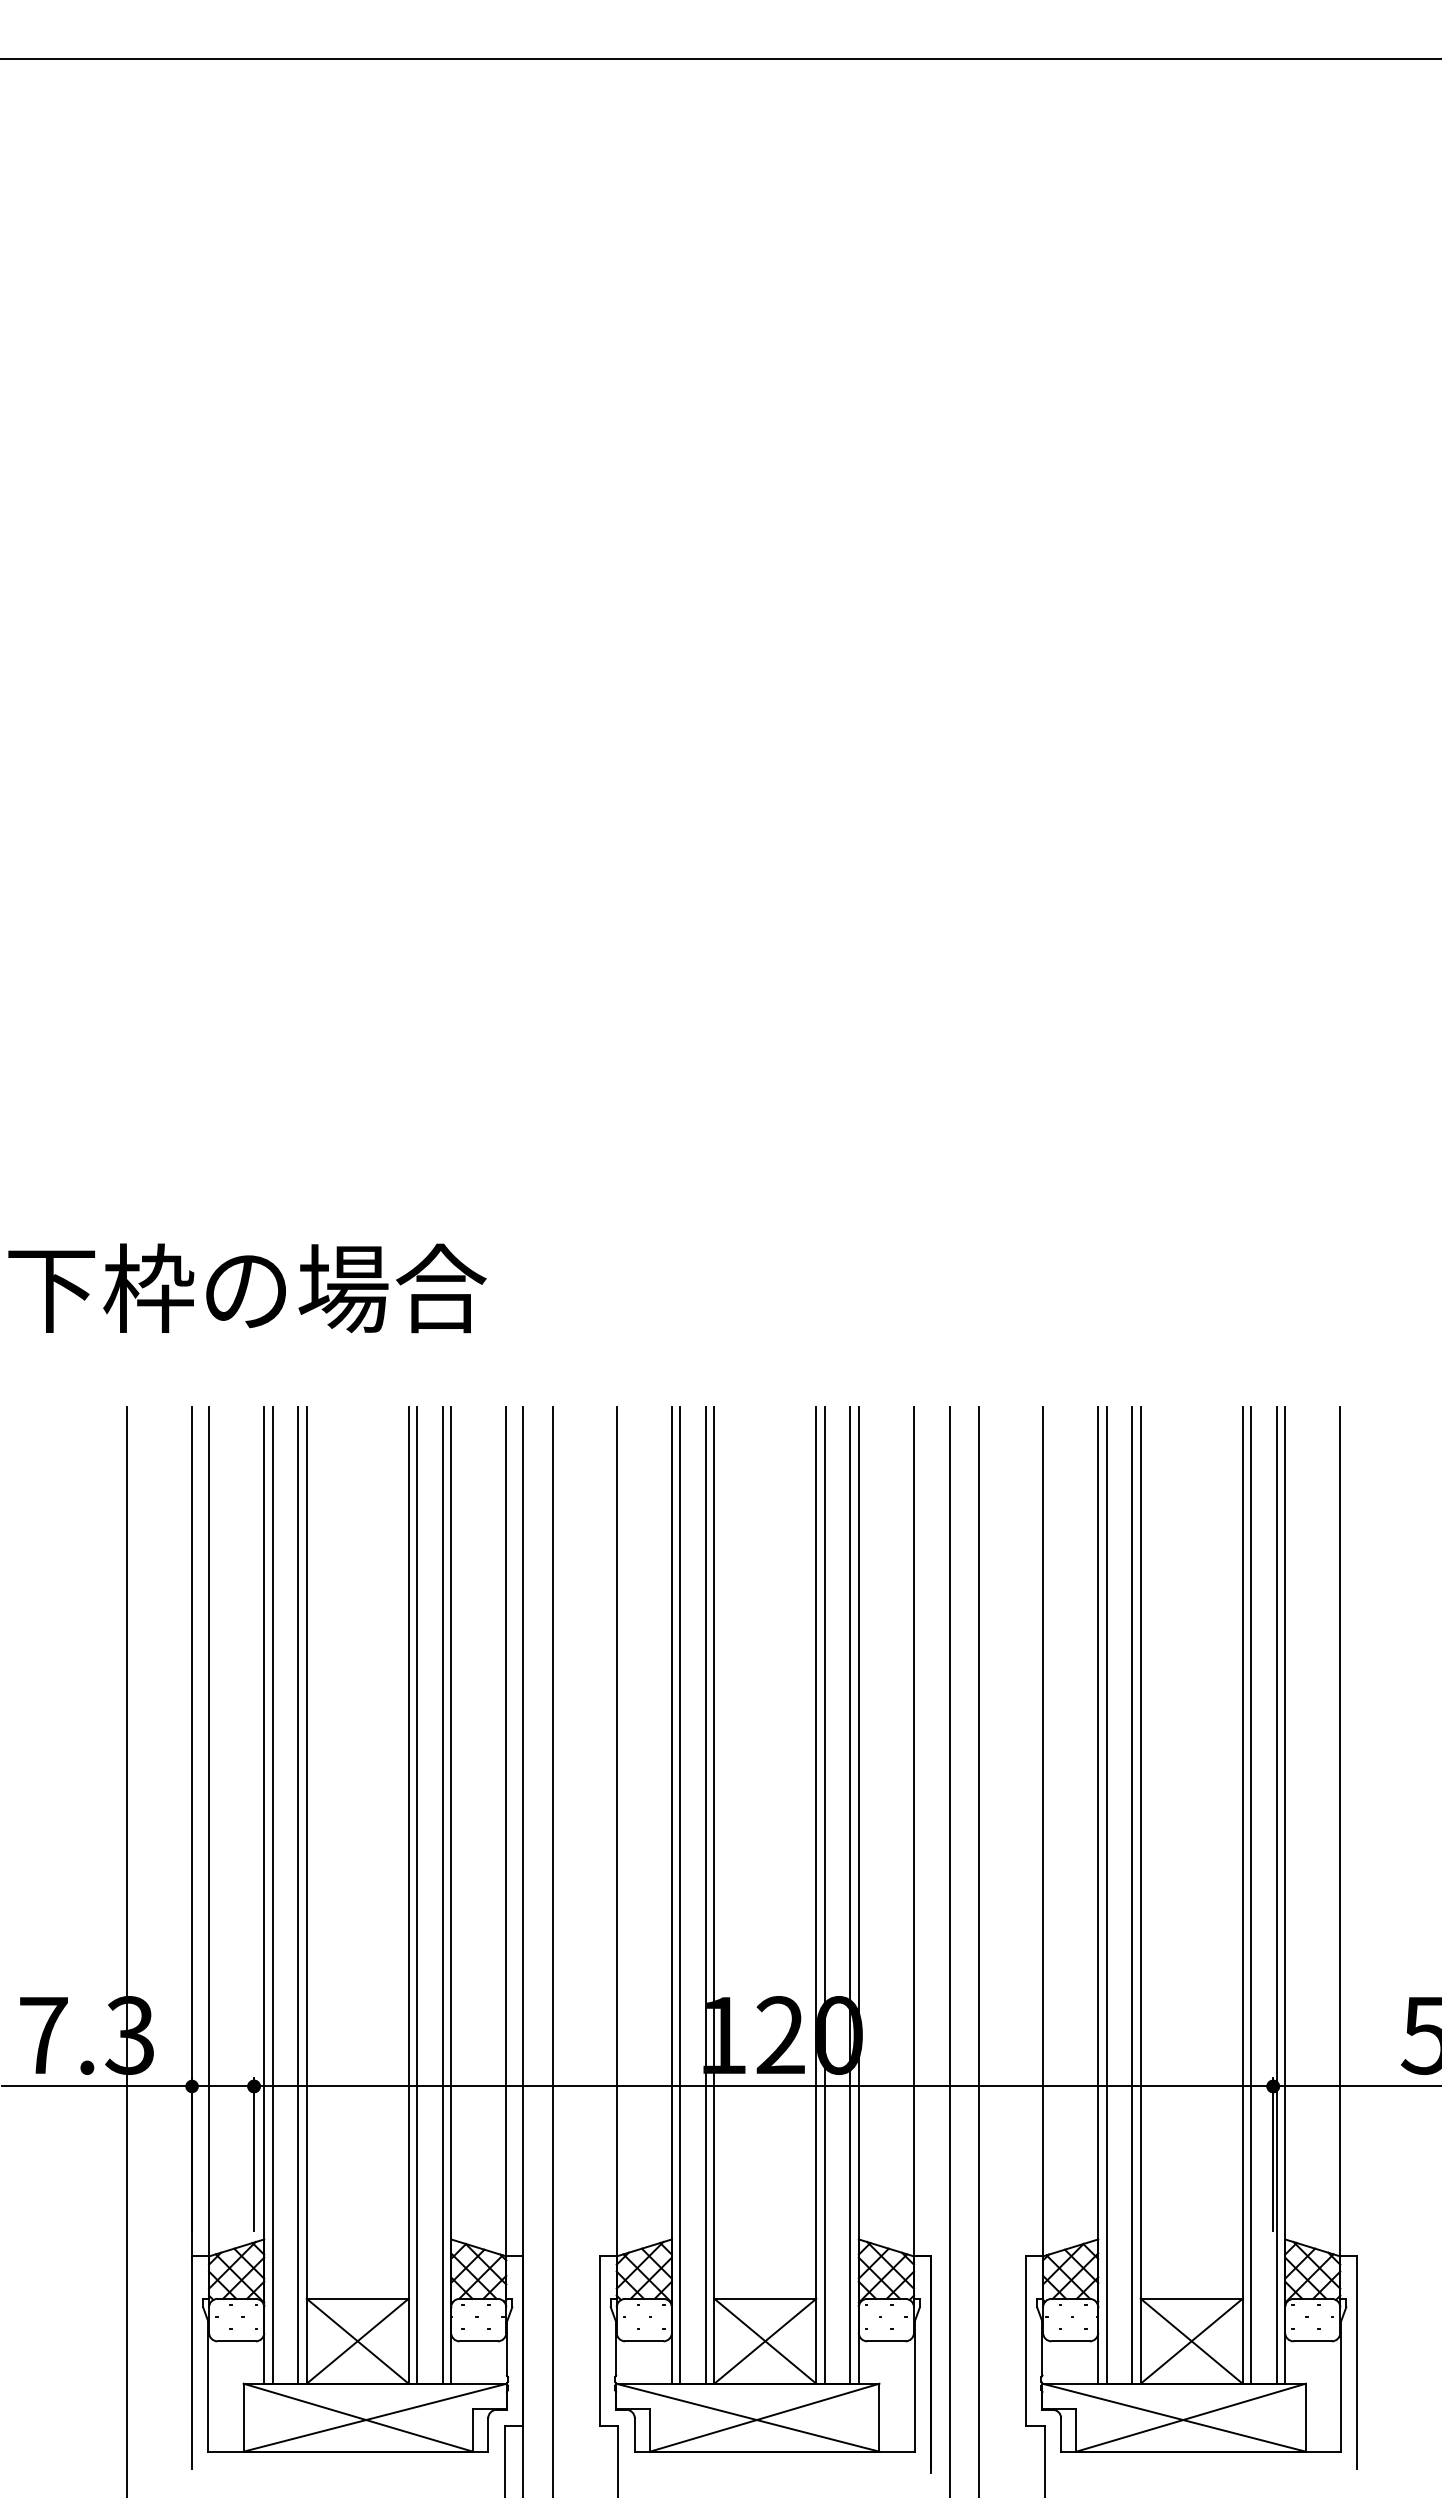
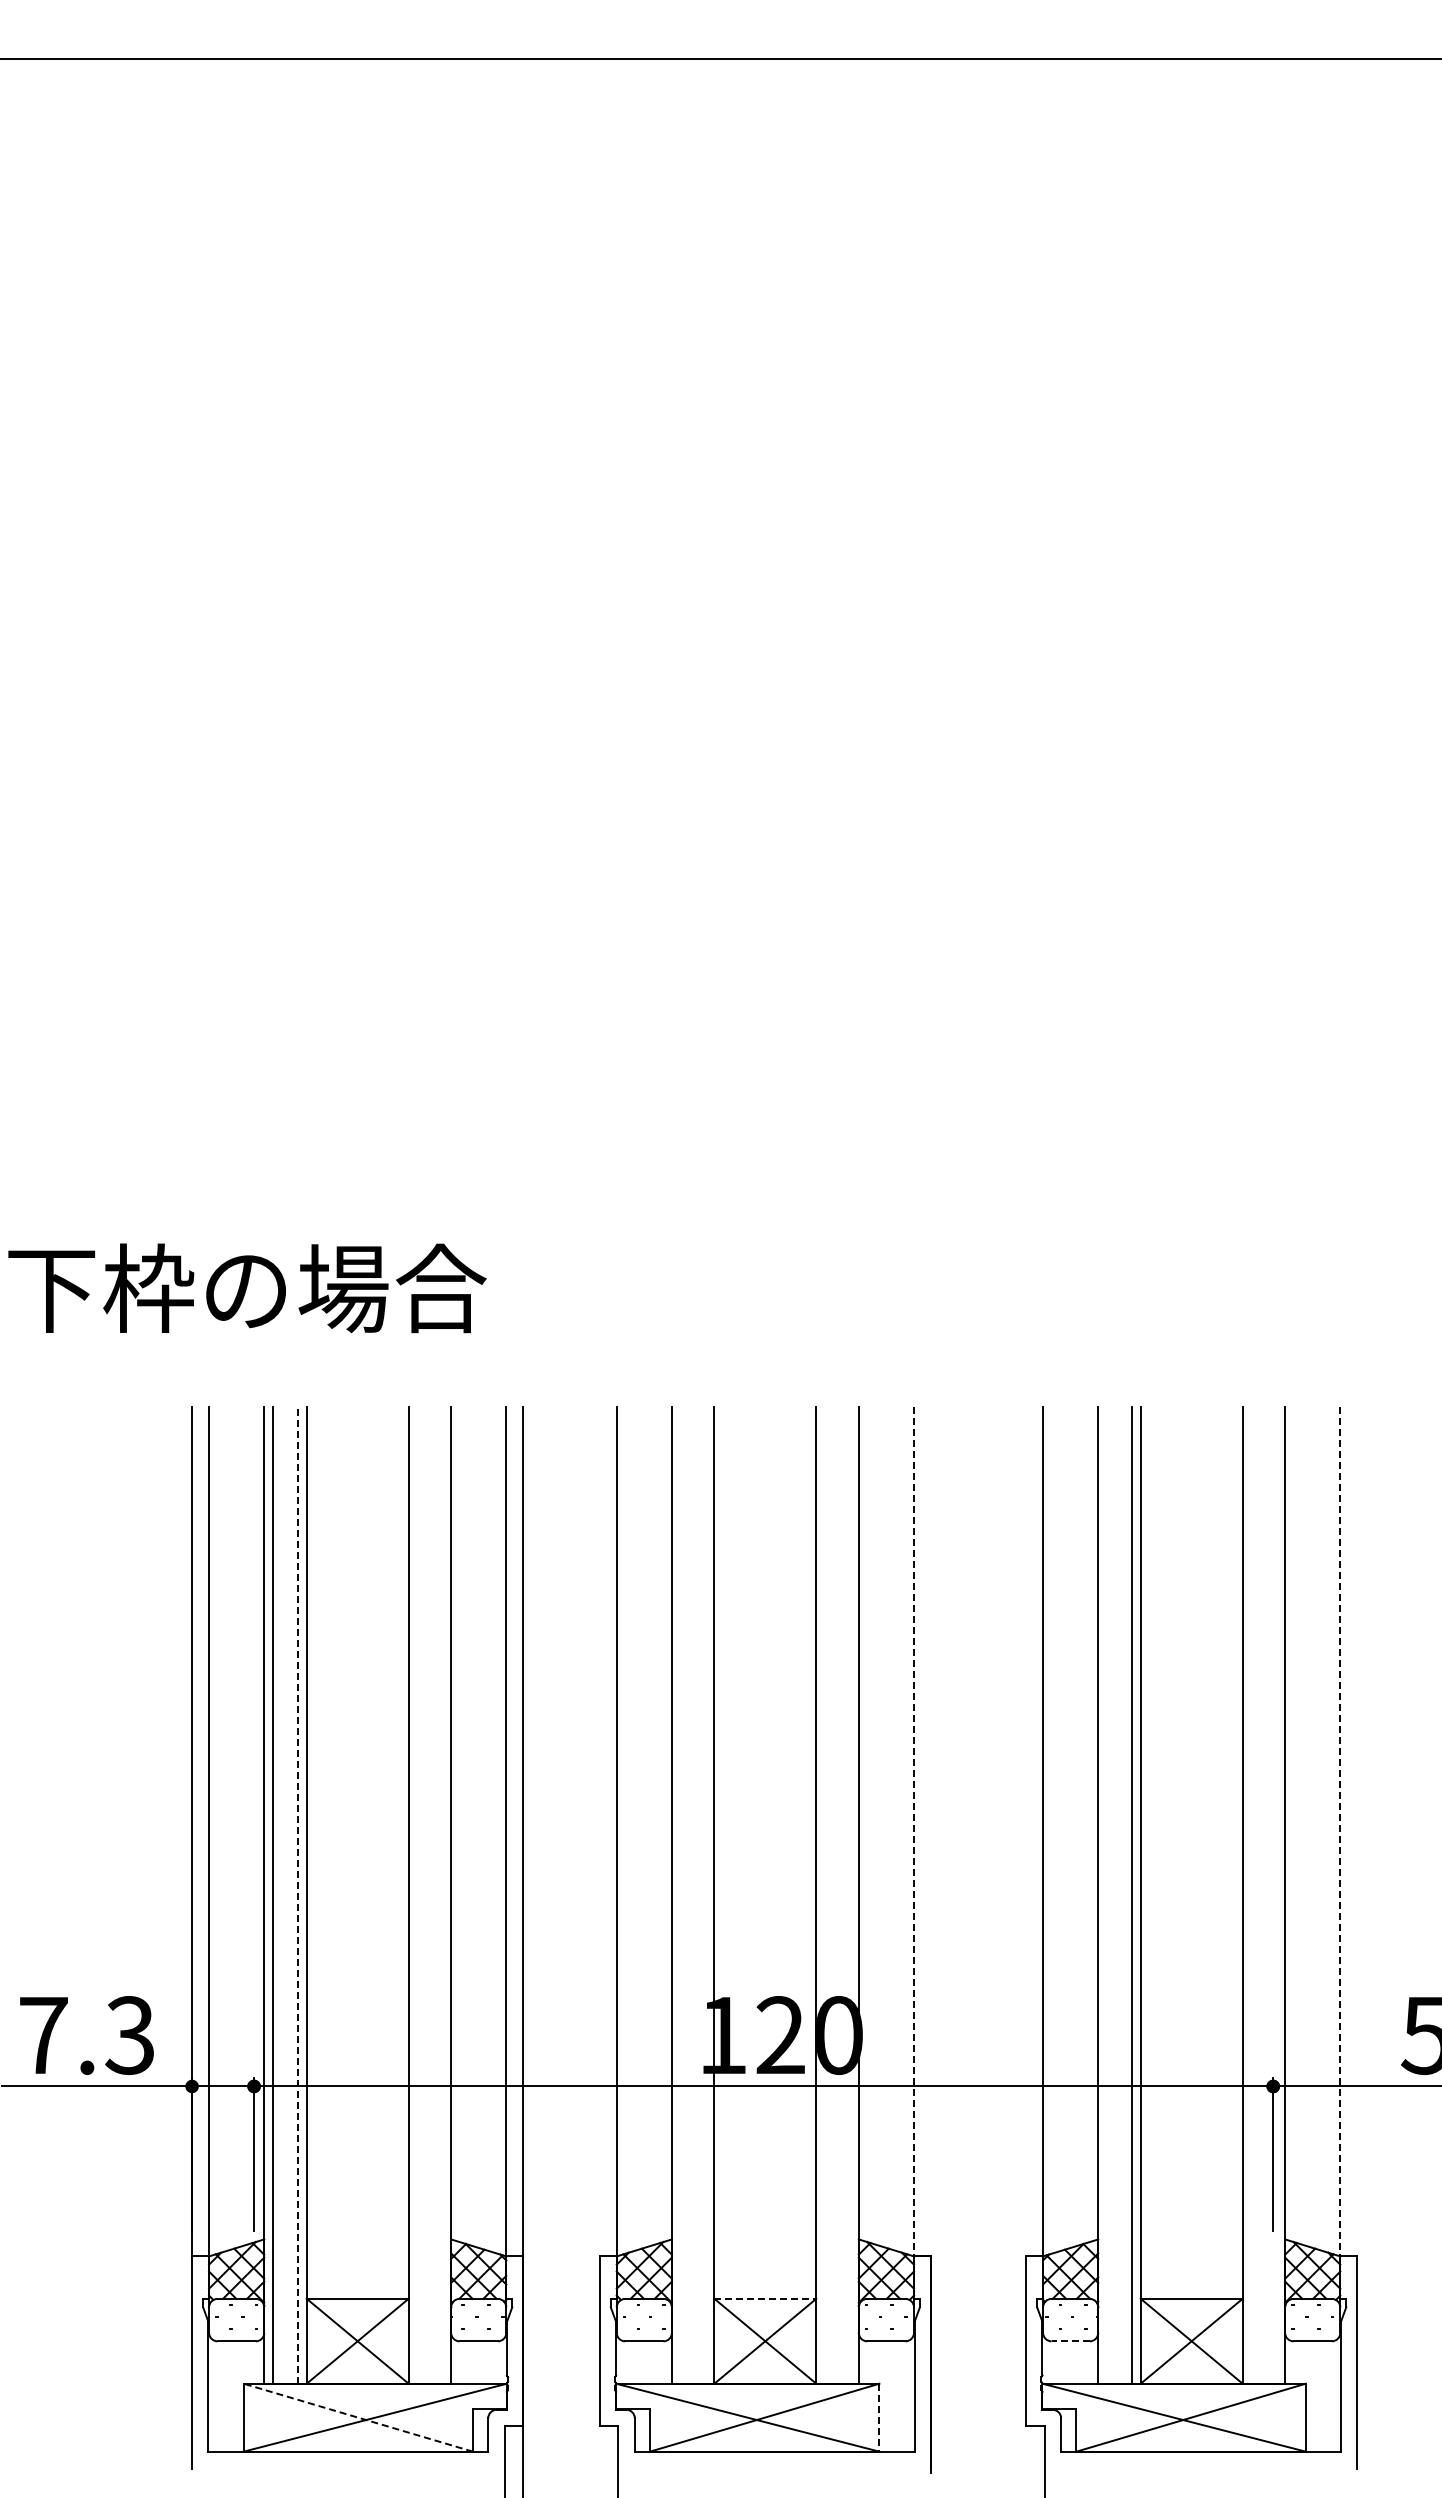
line: solid -> dashed (913, 1831)
line: solid -> dashed (1340, 1833)
line: solid -> dashed (298, 1894)
line: present -> none (417, 1895)
line: present -> none (442, 1895)
line: present -> none (680, 1895)
line: present -> none (705, 1895)
line: present -> none (824, 1895)
line: present -> none (850, 1895)
line: present -> none (1106, 1895)
line: present -> none (1251, 1895)
line: present -> none (1276, 1895)
line: present -> none (126, 1950)
line: present -> none (553, 1950)
line: present -> none (949, 1950)
line: present -> none (979, 1950)
line: solid -> dashed (765, 2298)
line: solid -> dashed (1070, 2341)
line: solid -> dashed (358, 2417)
line: solid -> dashed (879, 2417)
